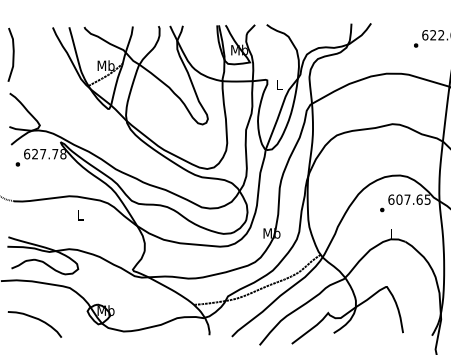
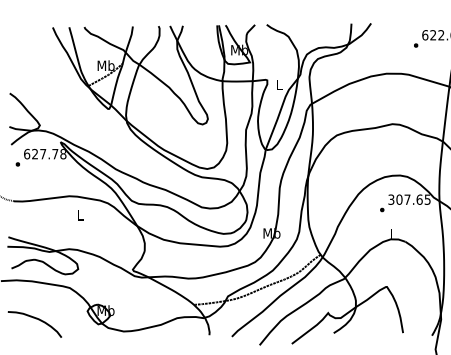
line: present -> none (12, 54)
text: 607.65 -> 307.65 (391, 199)
